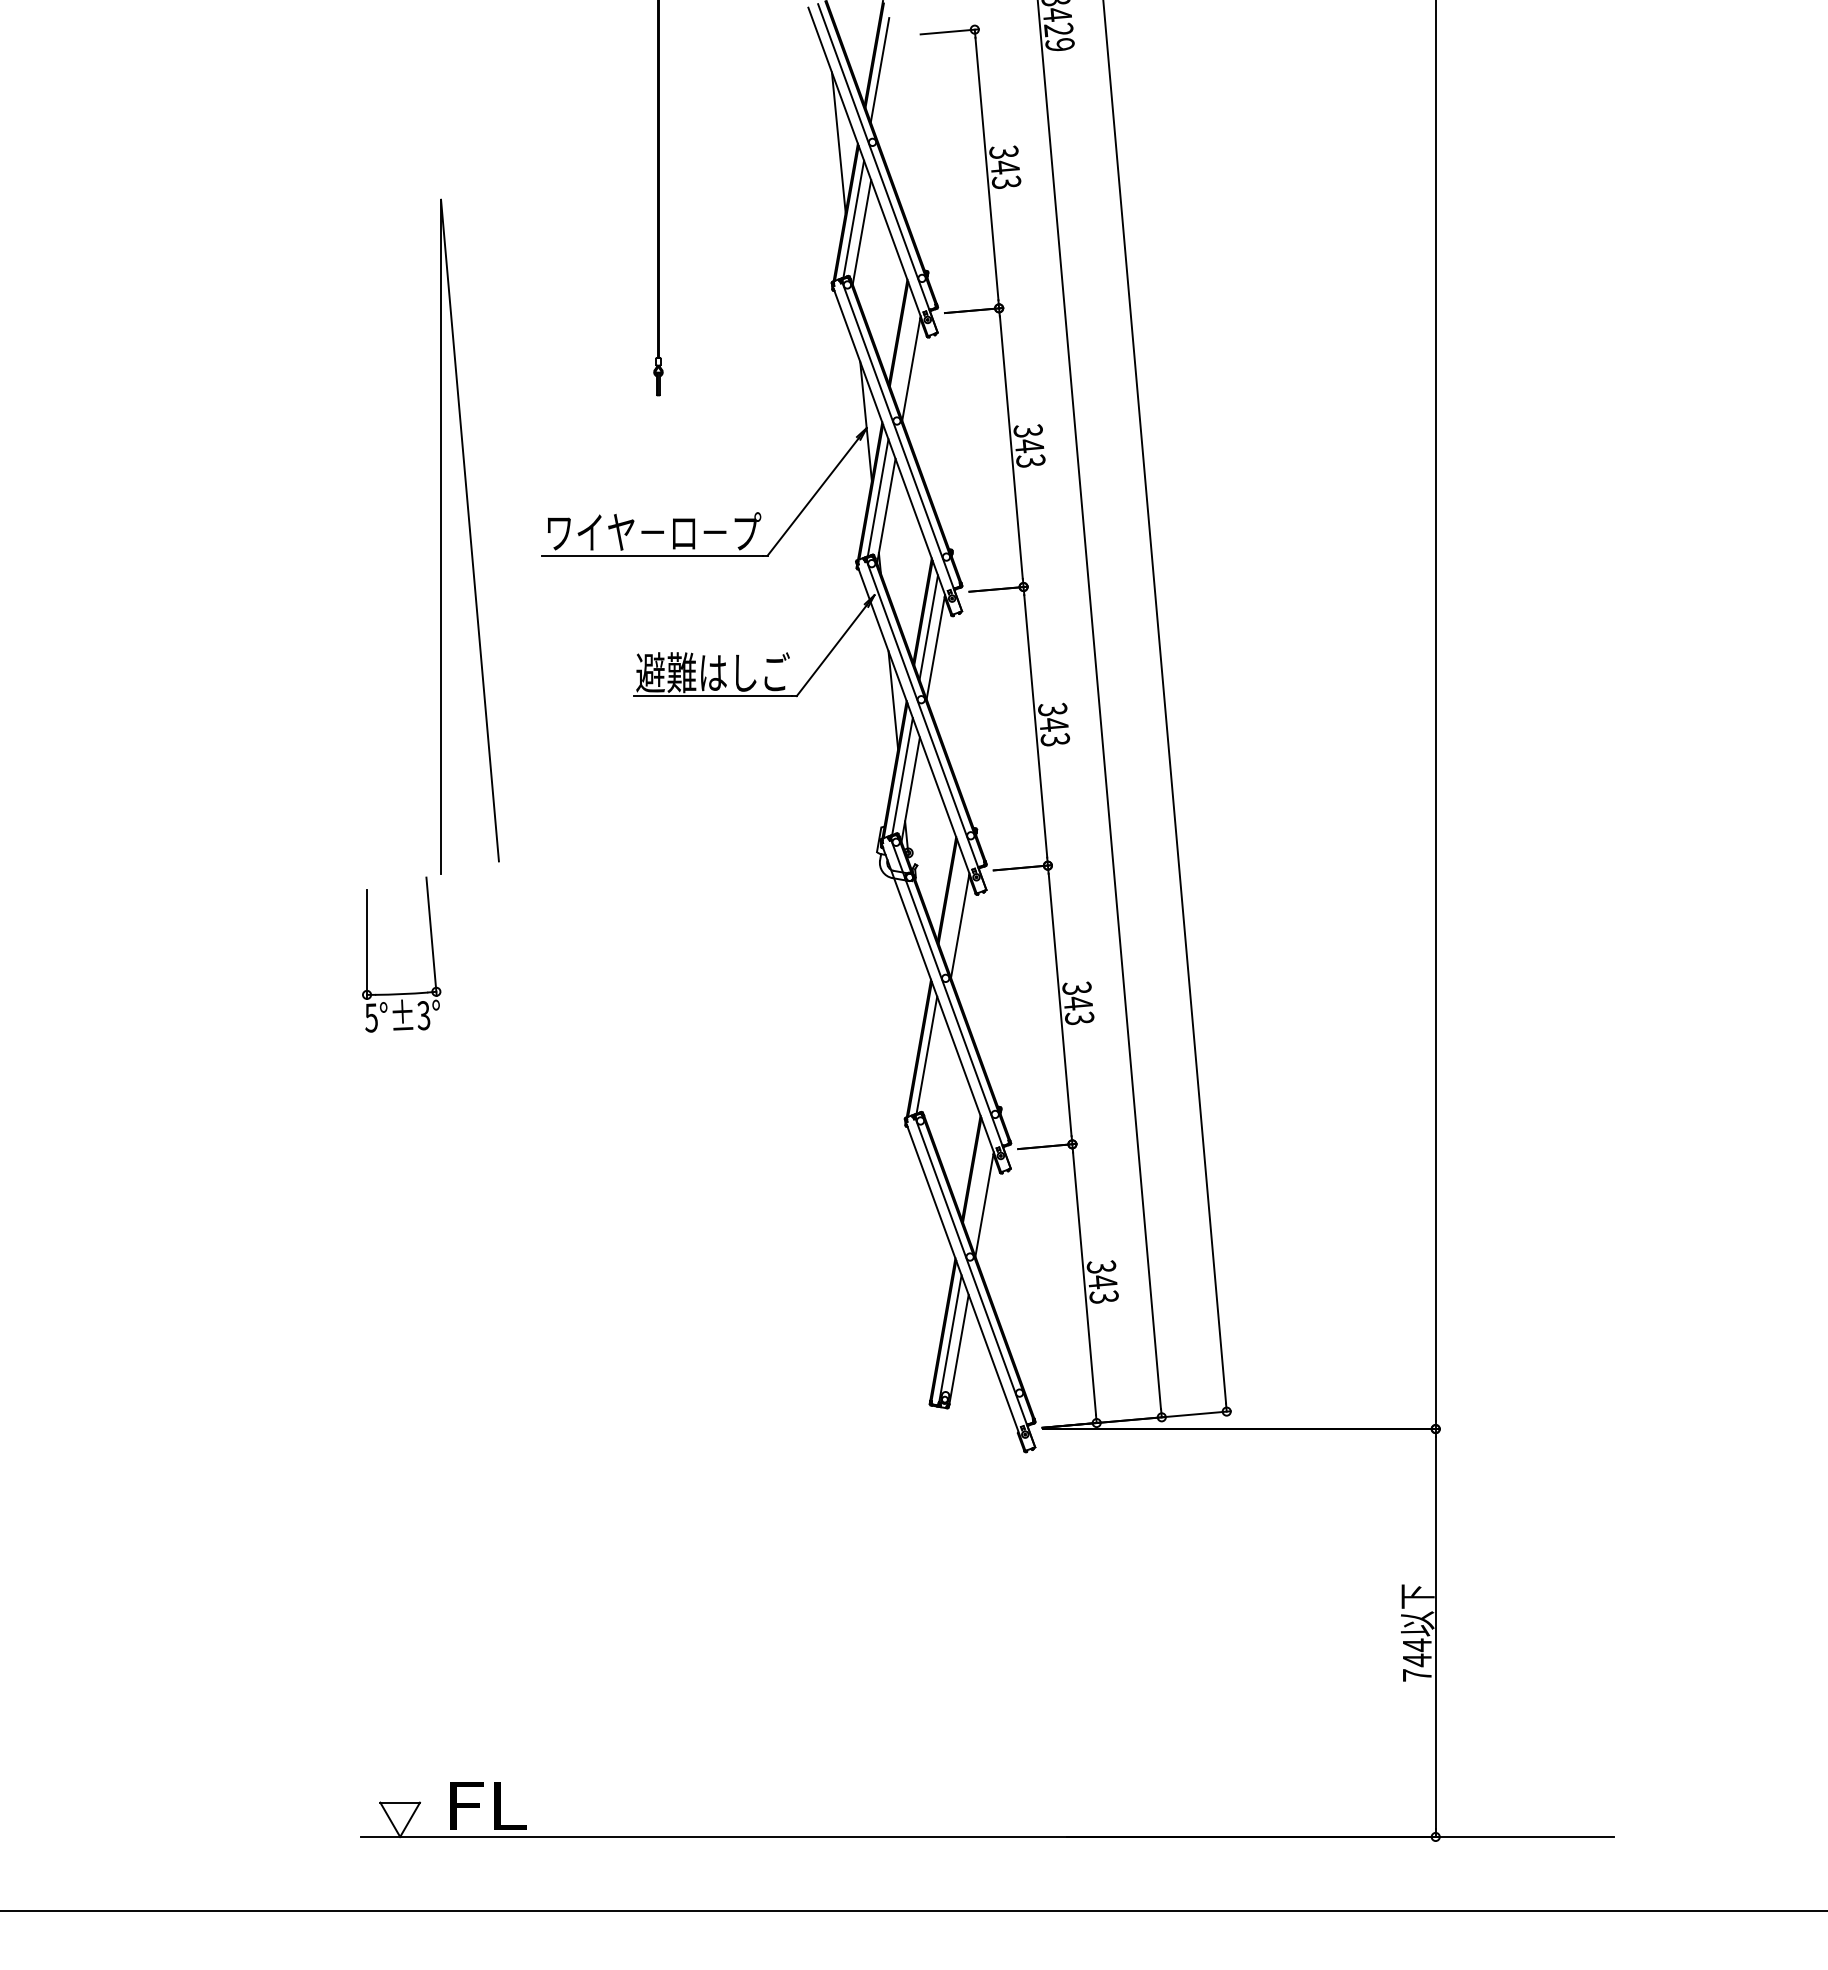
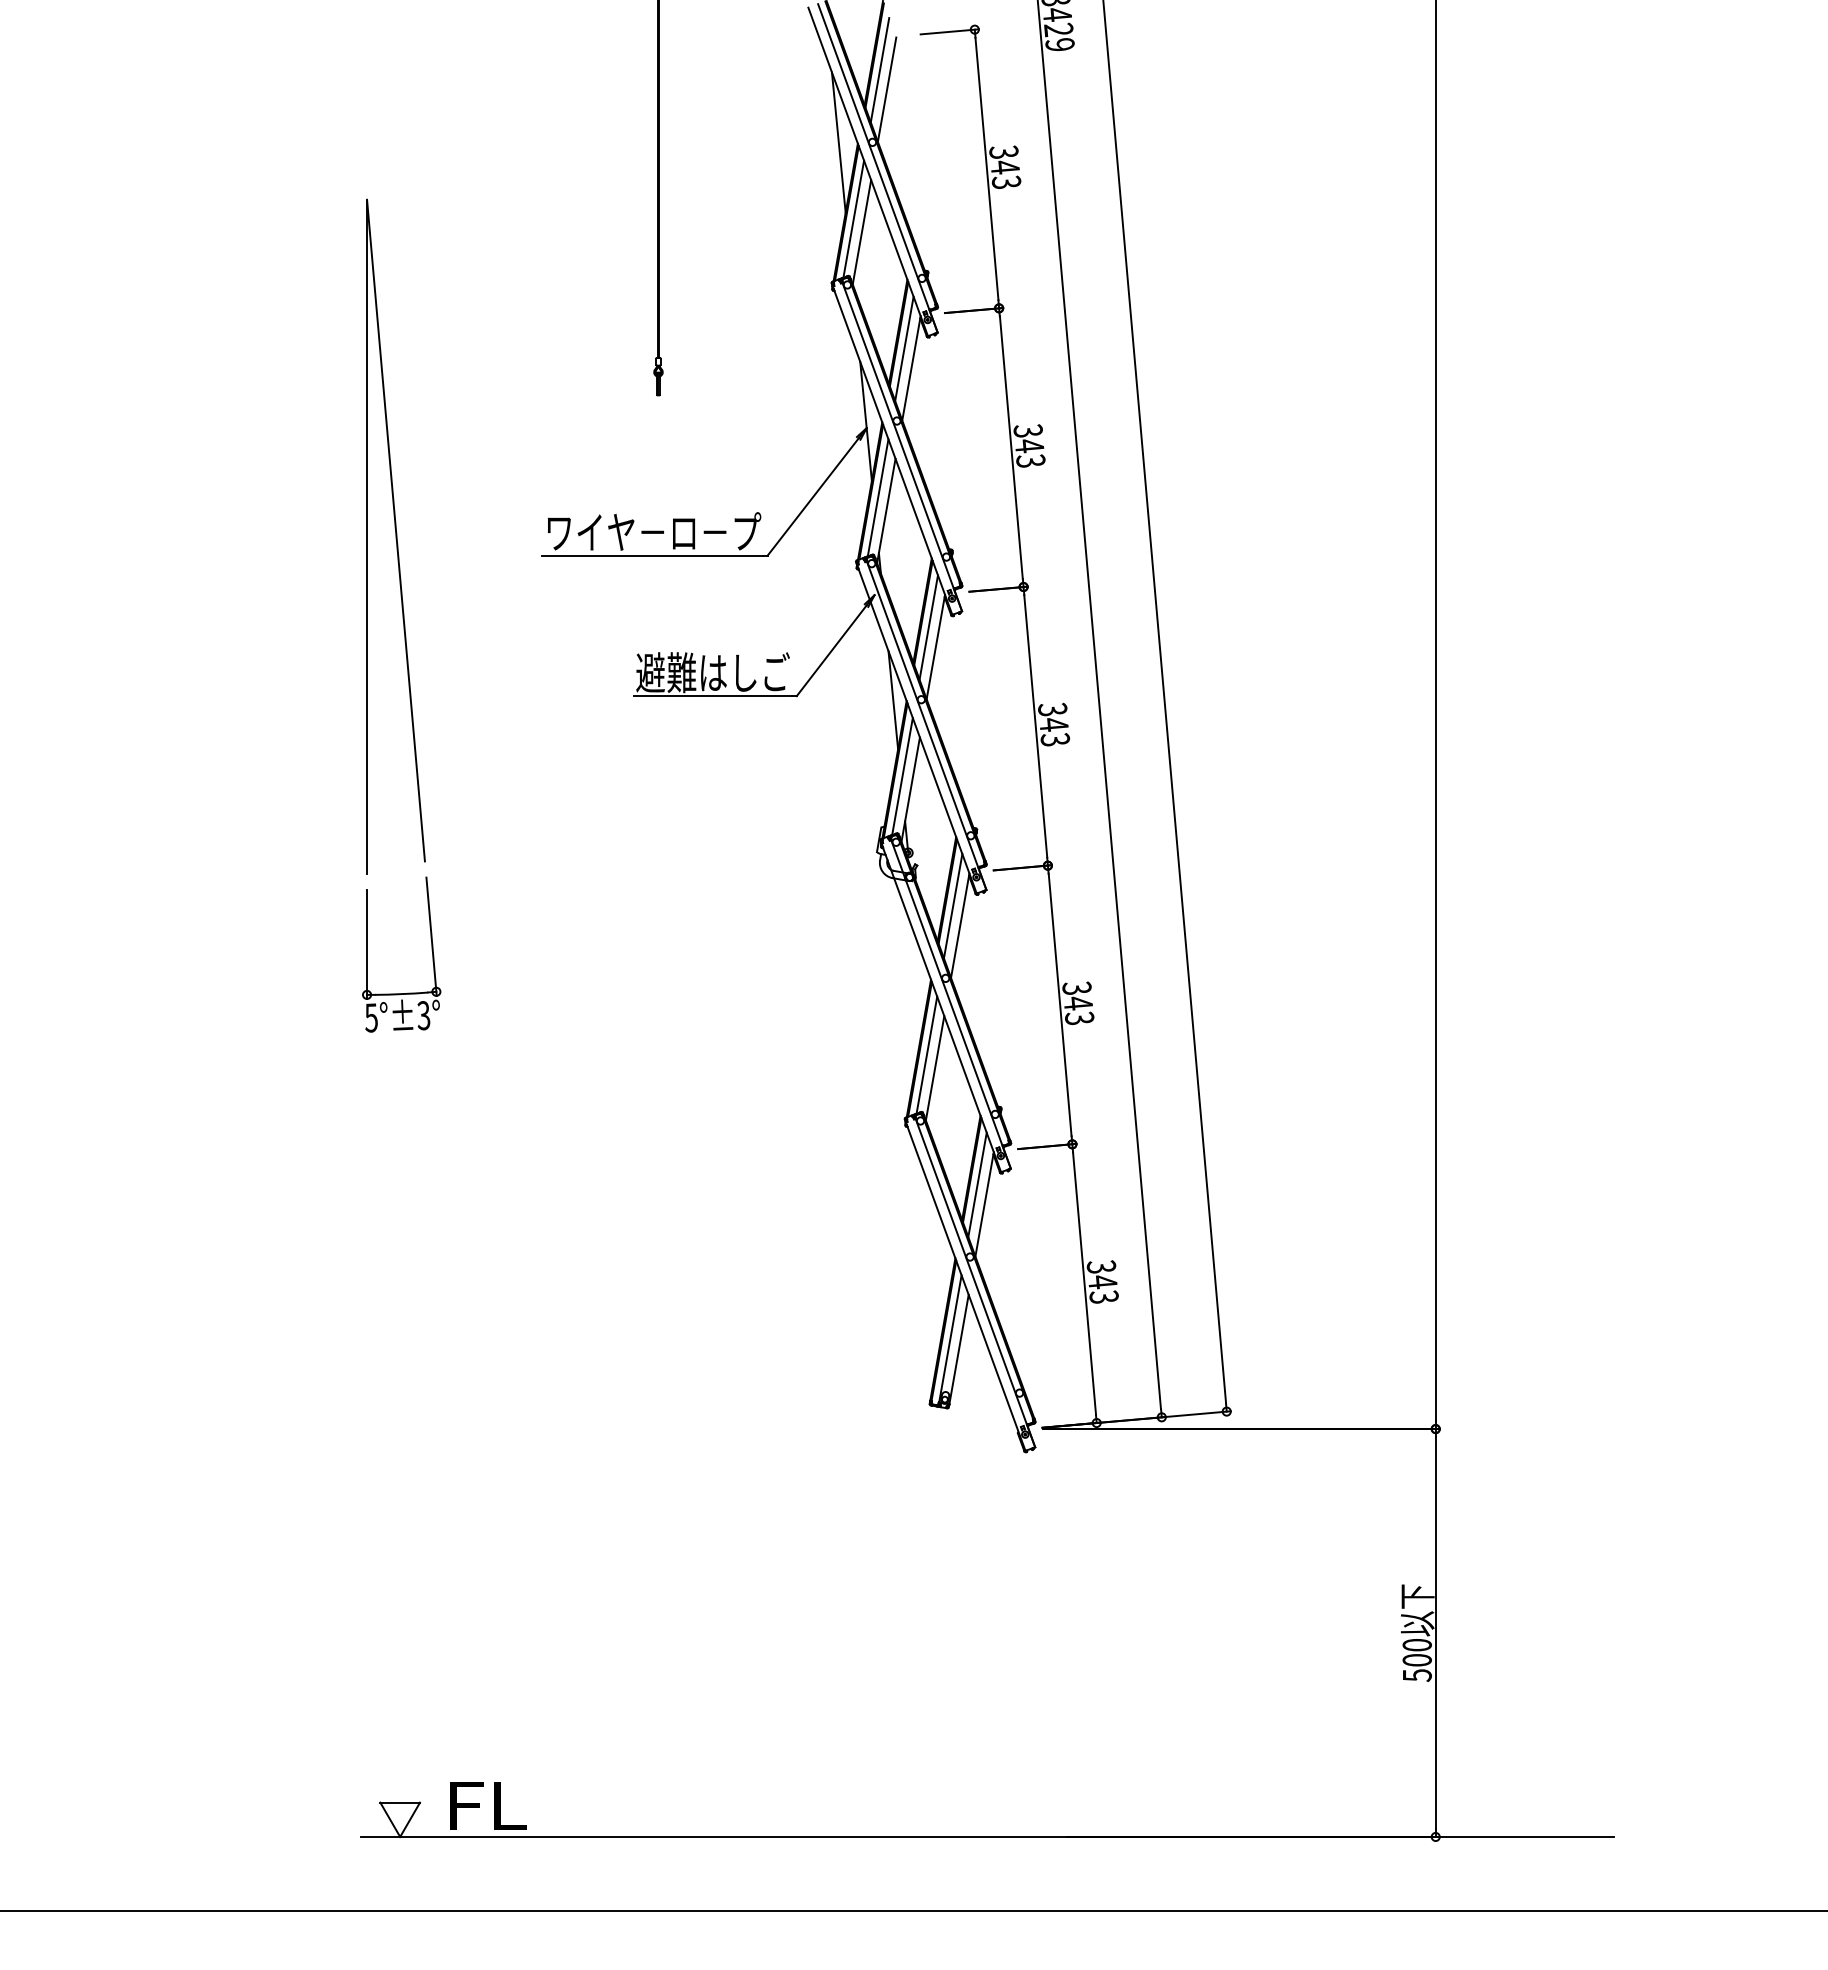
line: none -> present (886, 89)
line: none -> present (904, 348)
part position: (469, 536) -> (395, 536) (395, 536)
line: none -> present (952, 906)
line: none -> present (934, 1068)
line: none -> present (977, 1184)
text: 744 -> 500 (1416, 1659)
